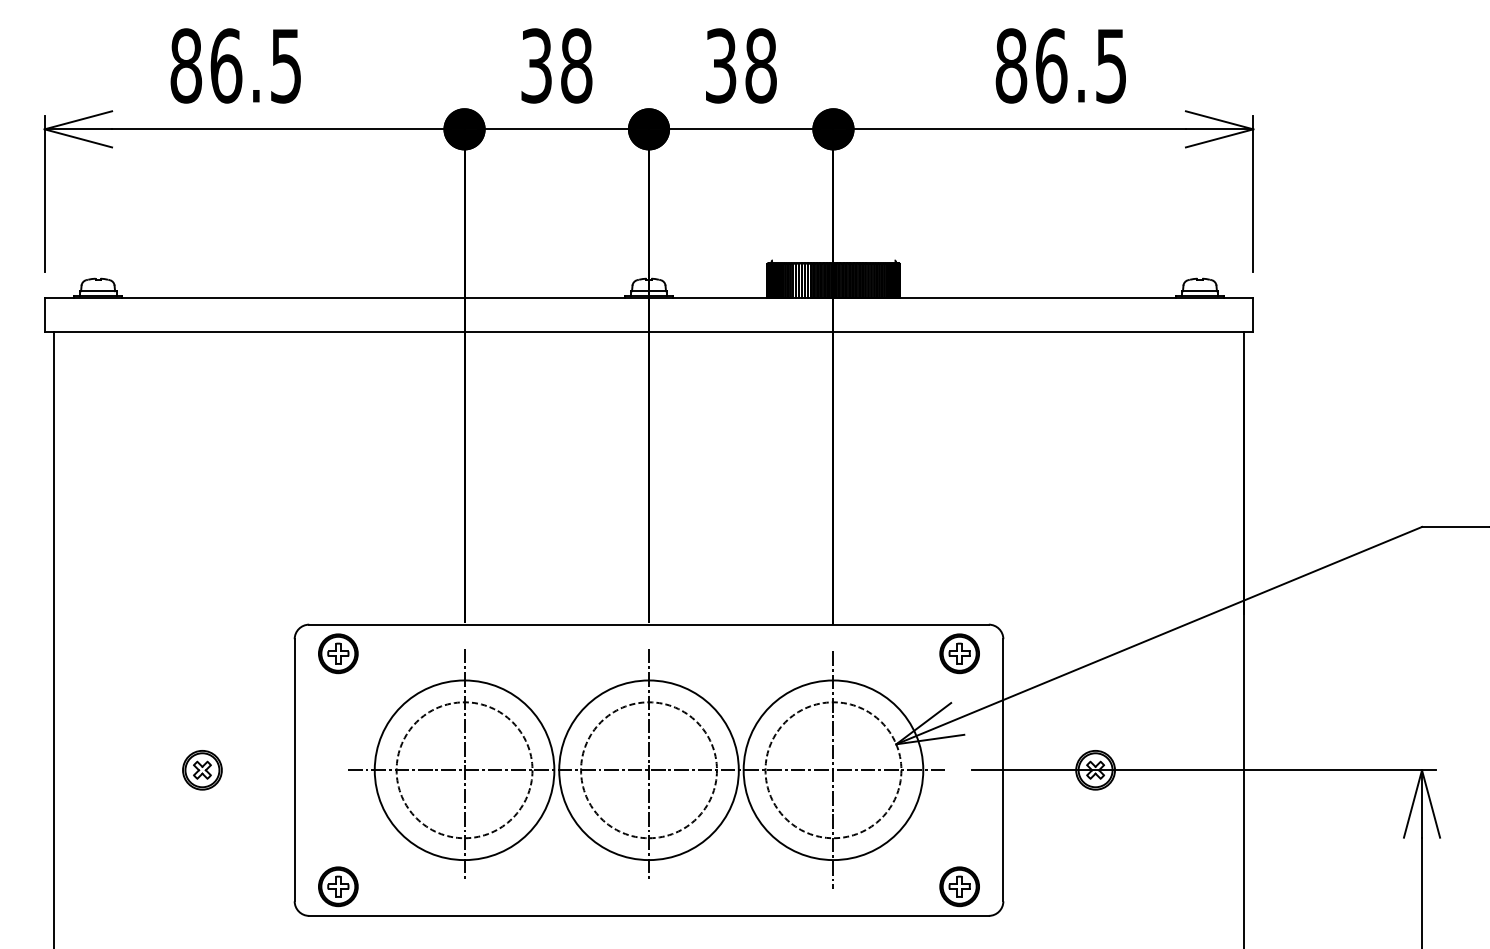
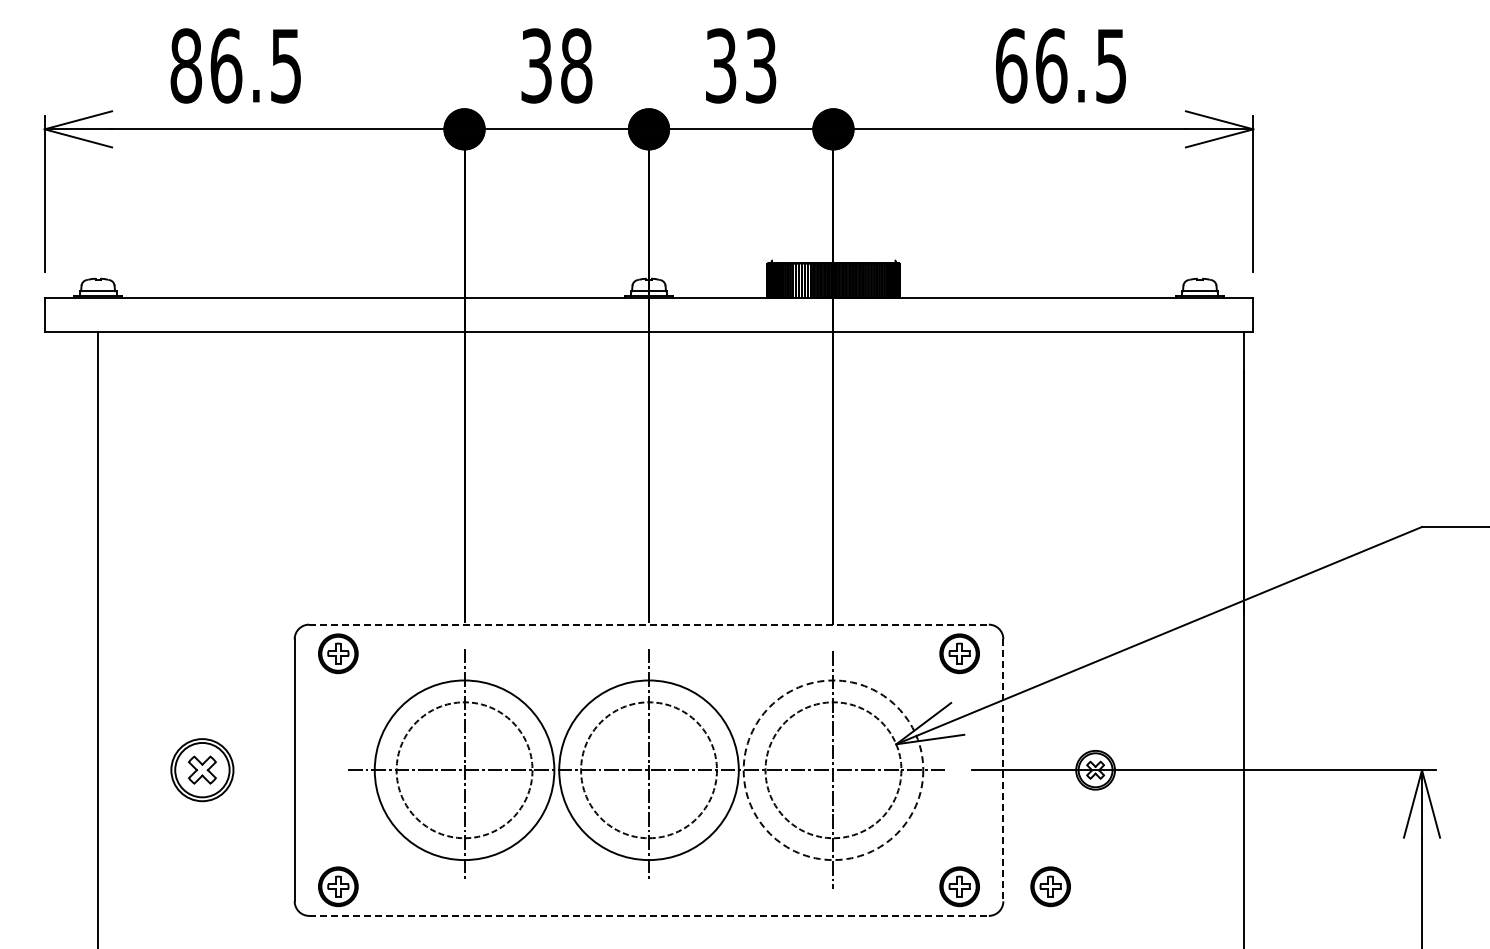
text: 38 -> 33 (760, 65)
text: 86.5 -> 66.5 (1011, 65)
line: solid -> dashed (649, 624)
line position: (54, 638) -> (98, 638) (98, 638)
part size: 41x41 px -> 65x65 px (202, 770)
circle: solid -> dashed (833, 770)
line: solid -> dashed (1003, 770)
part: none -> present (1050, 886)
line: solid -> dashed (649, 915)
